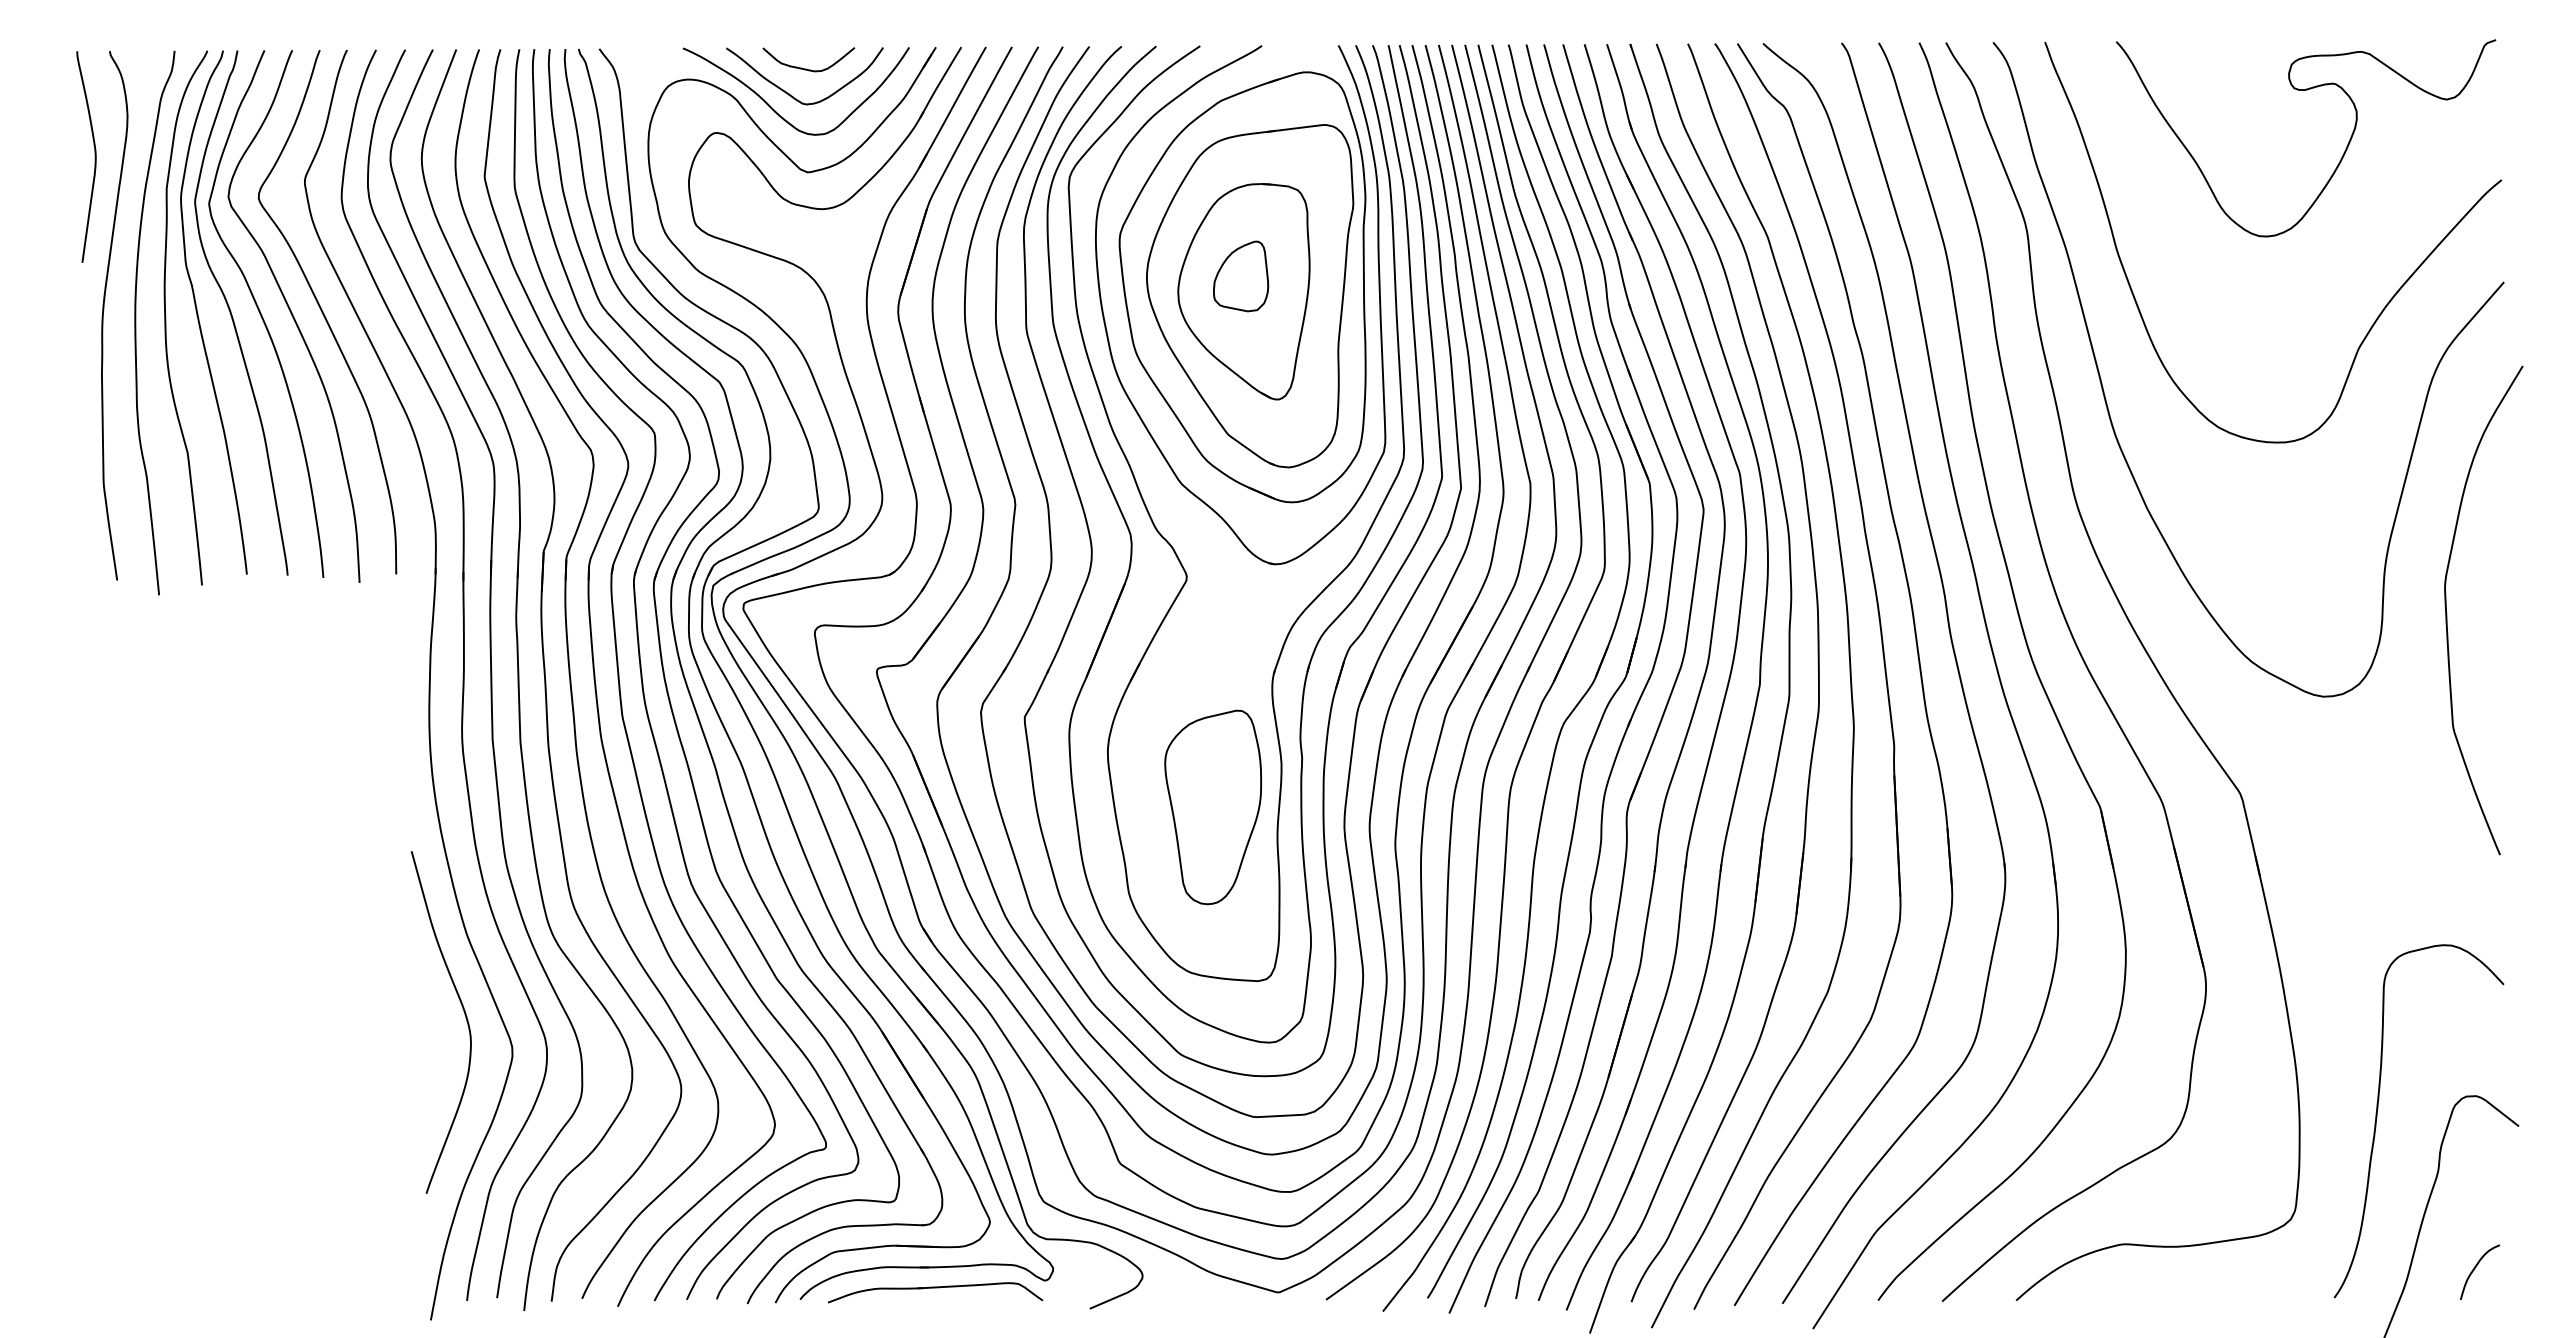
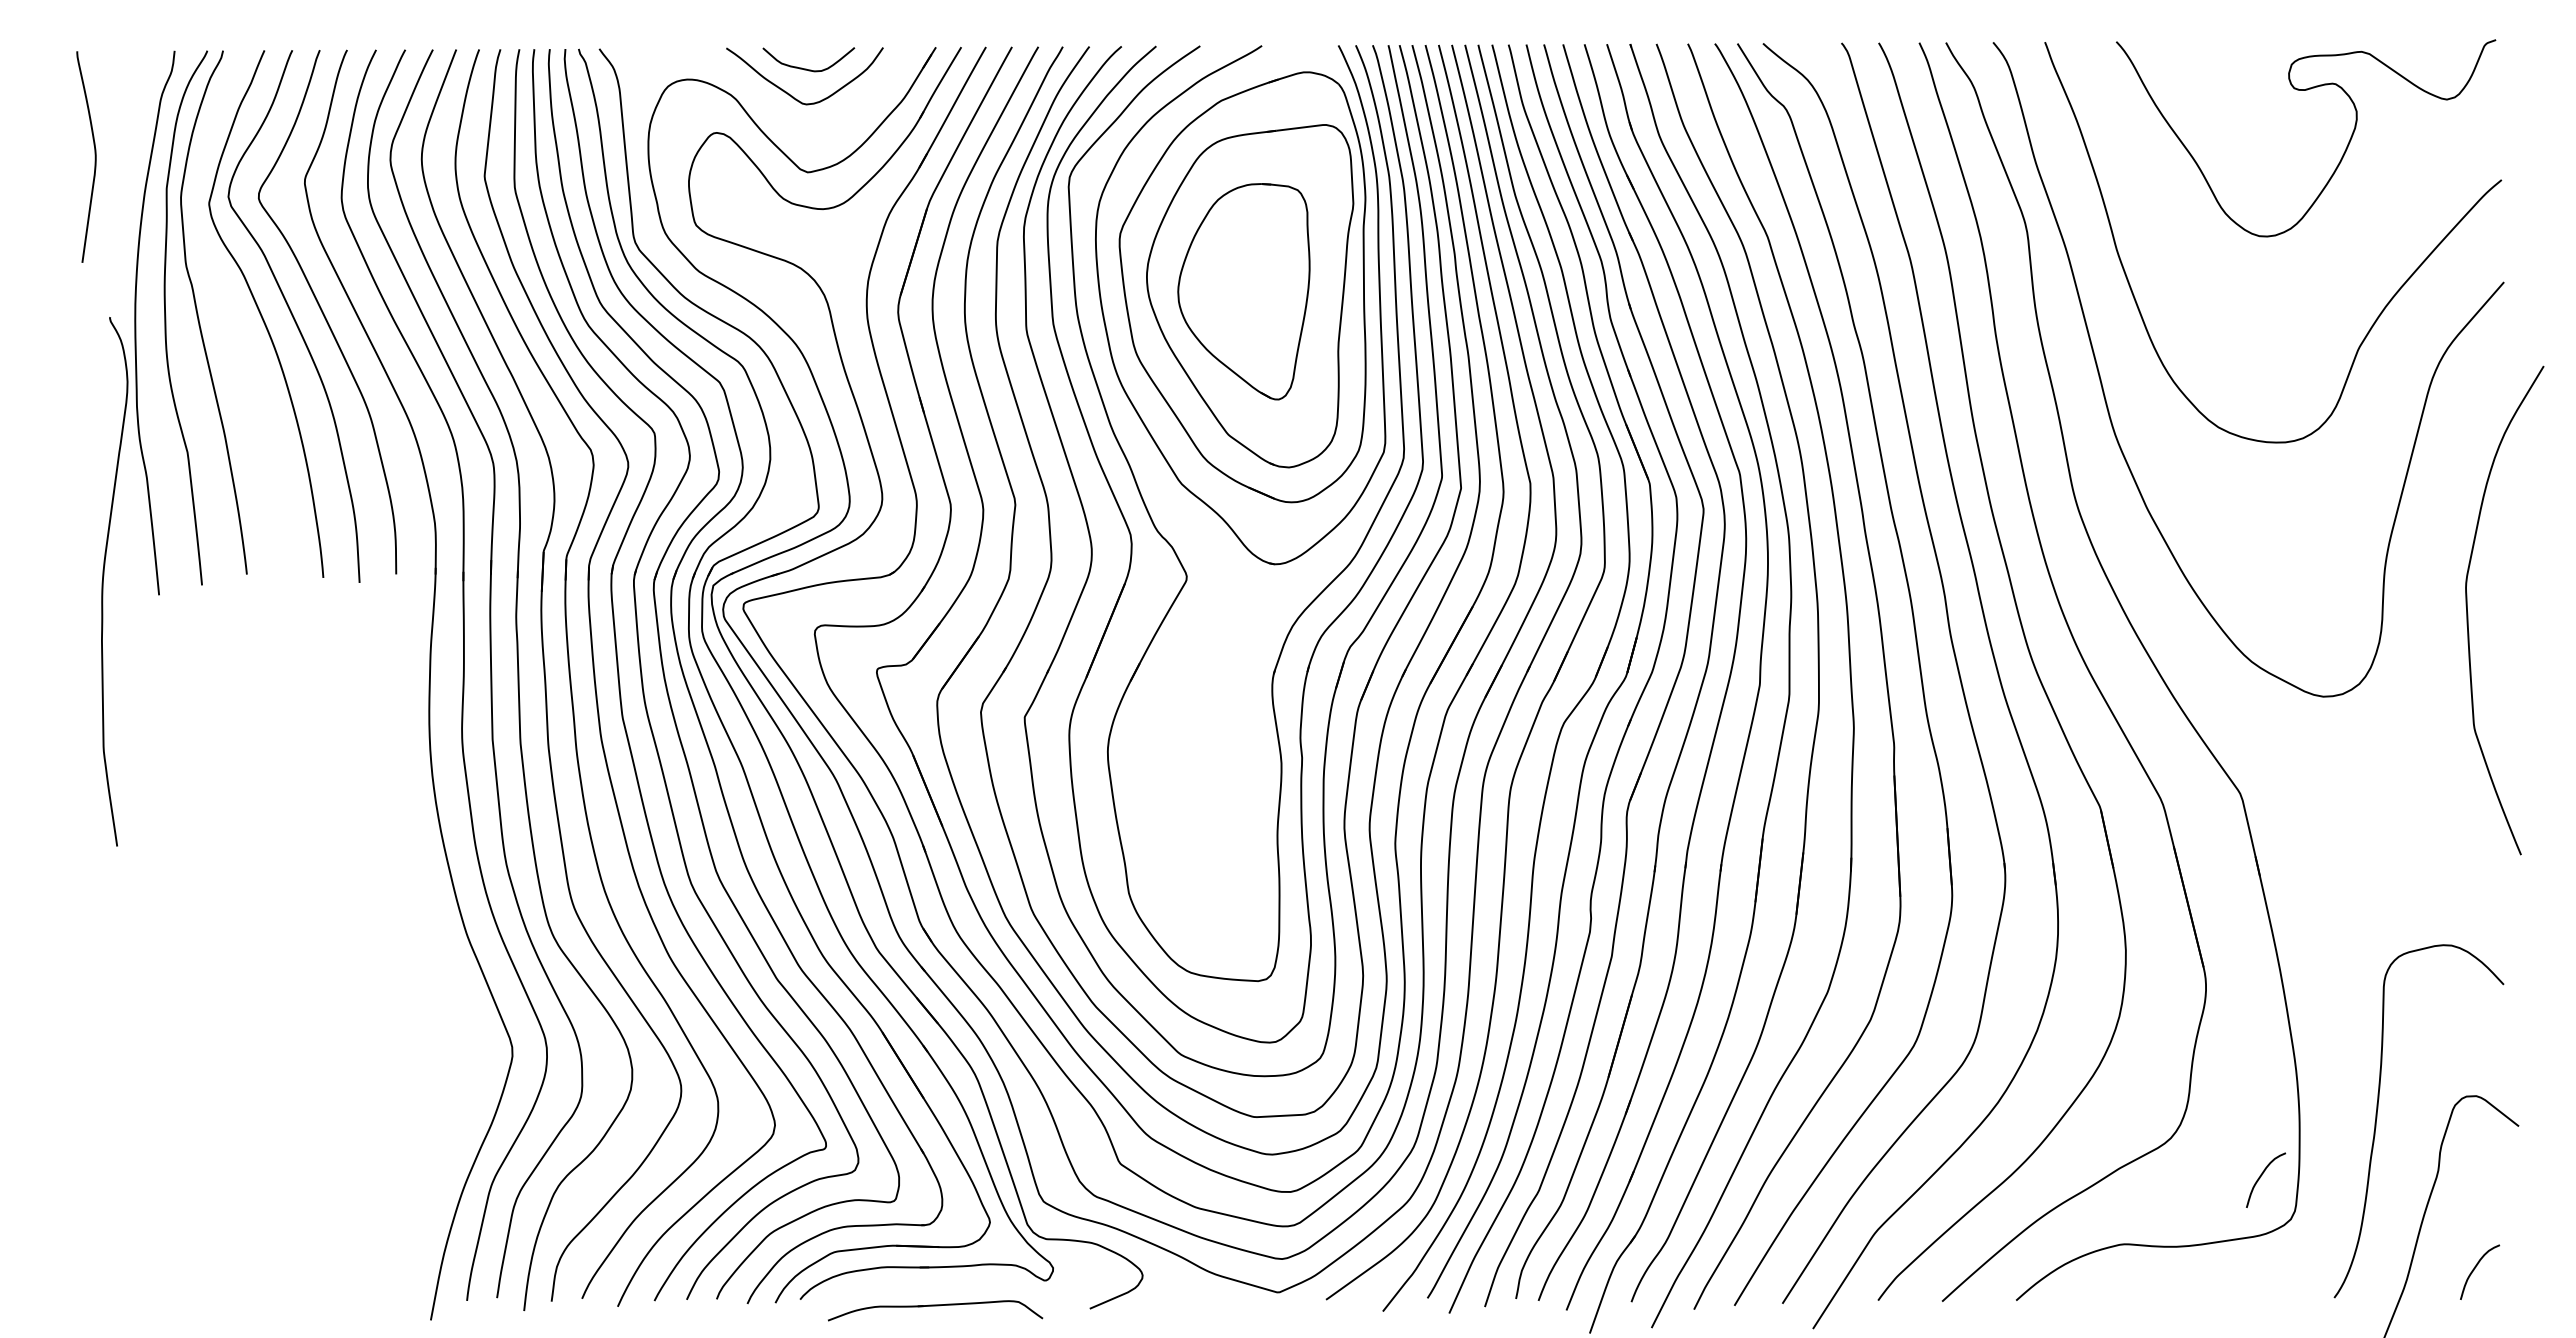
curve: present -> none (775, 110)
part: present -> none (1241, 276)
curve: present -> none (232, 314)
curve position: (103, 315) -> (103, 581) (103, 581)
curve position: (2447, 613) -> (2468, 613) (2468, 613)
part: present -> none (1212, 807)
curve: present -> none (464, 1014)
curve: none -> present (2262, 1175)
part position: (935, 1292) -> (935, 1310) (935, 1310)
